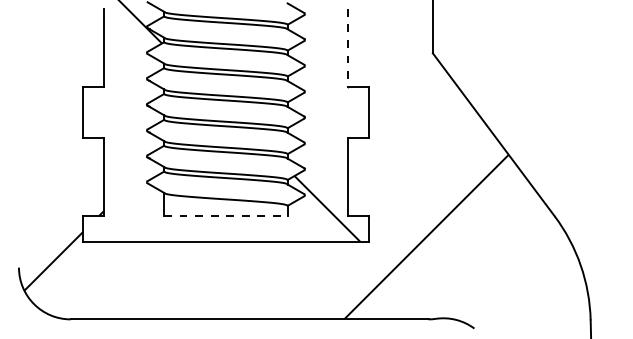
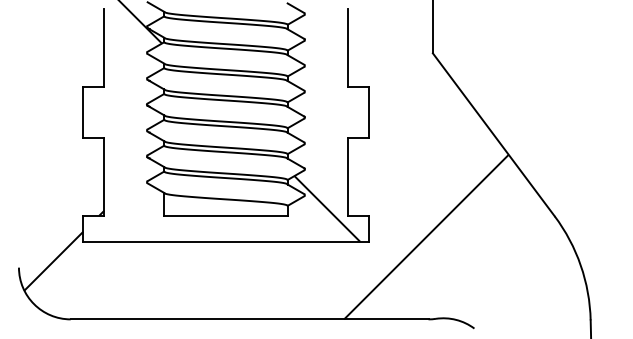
line: dashed -> solid (347, 47)
line: dashed -> solid (225, 215)
